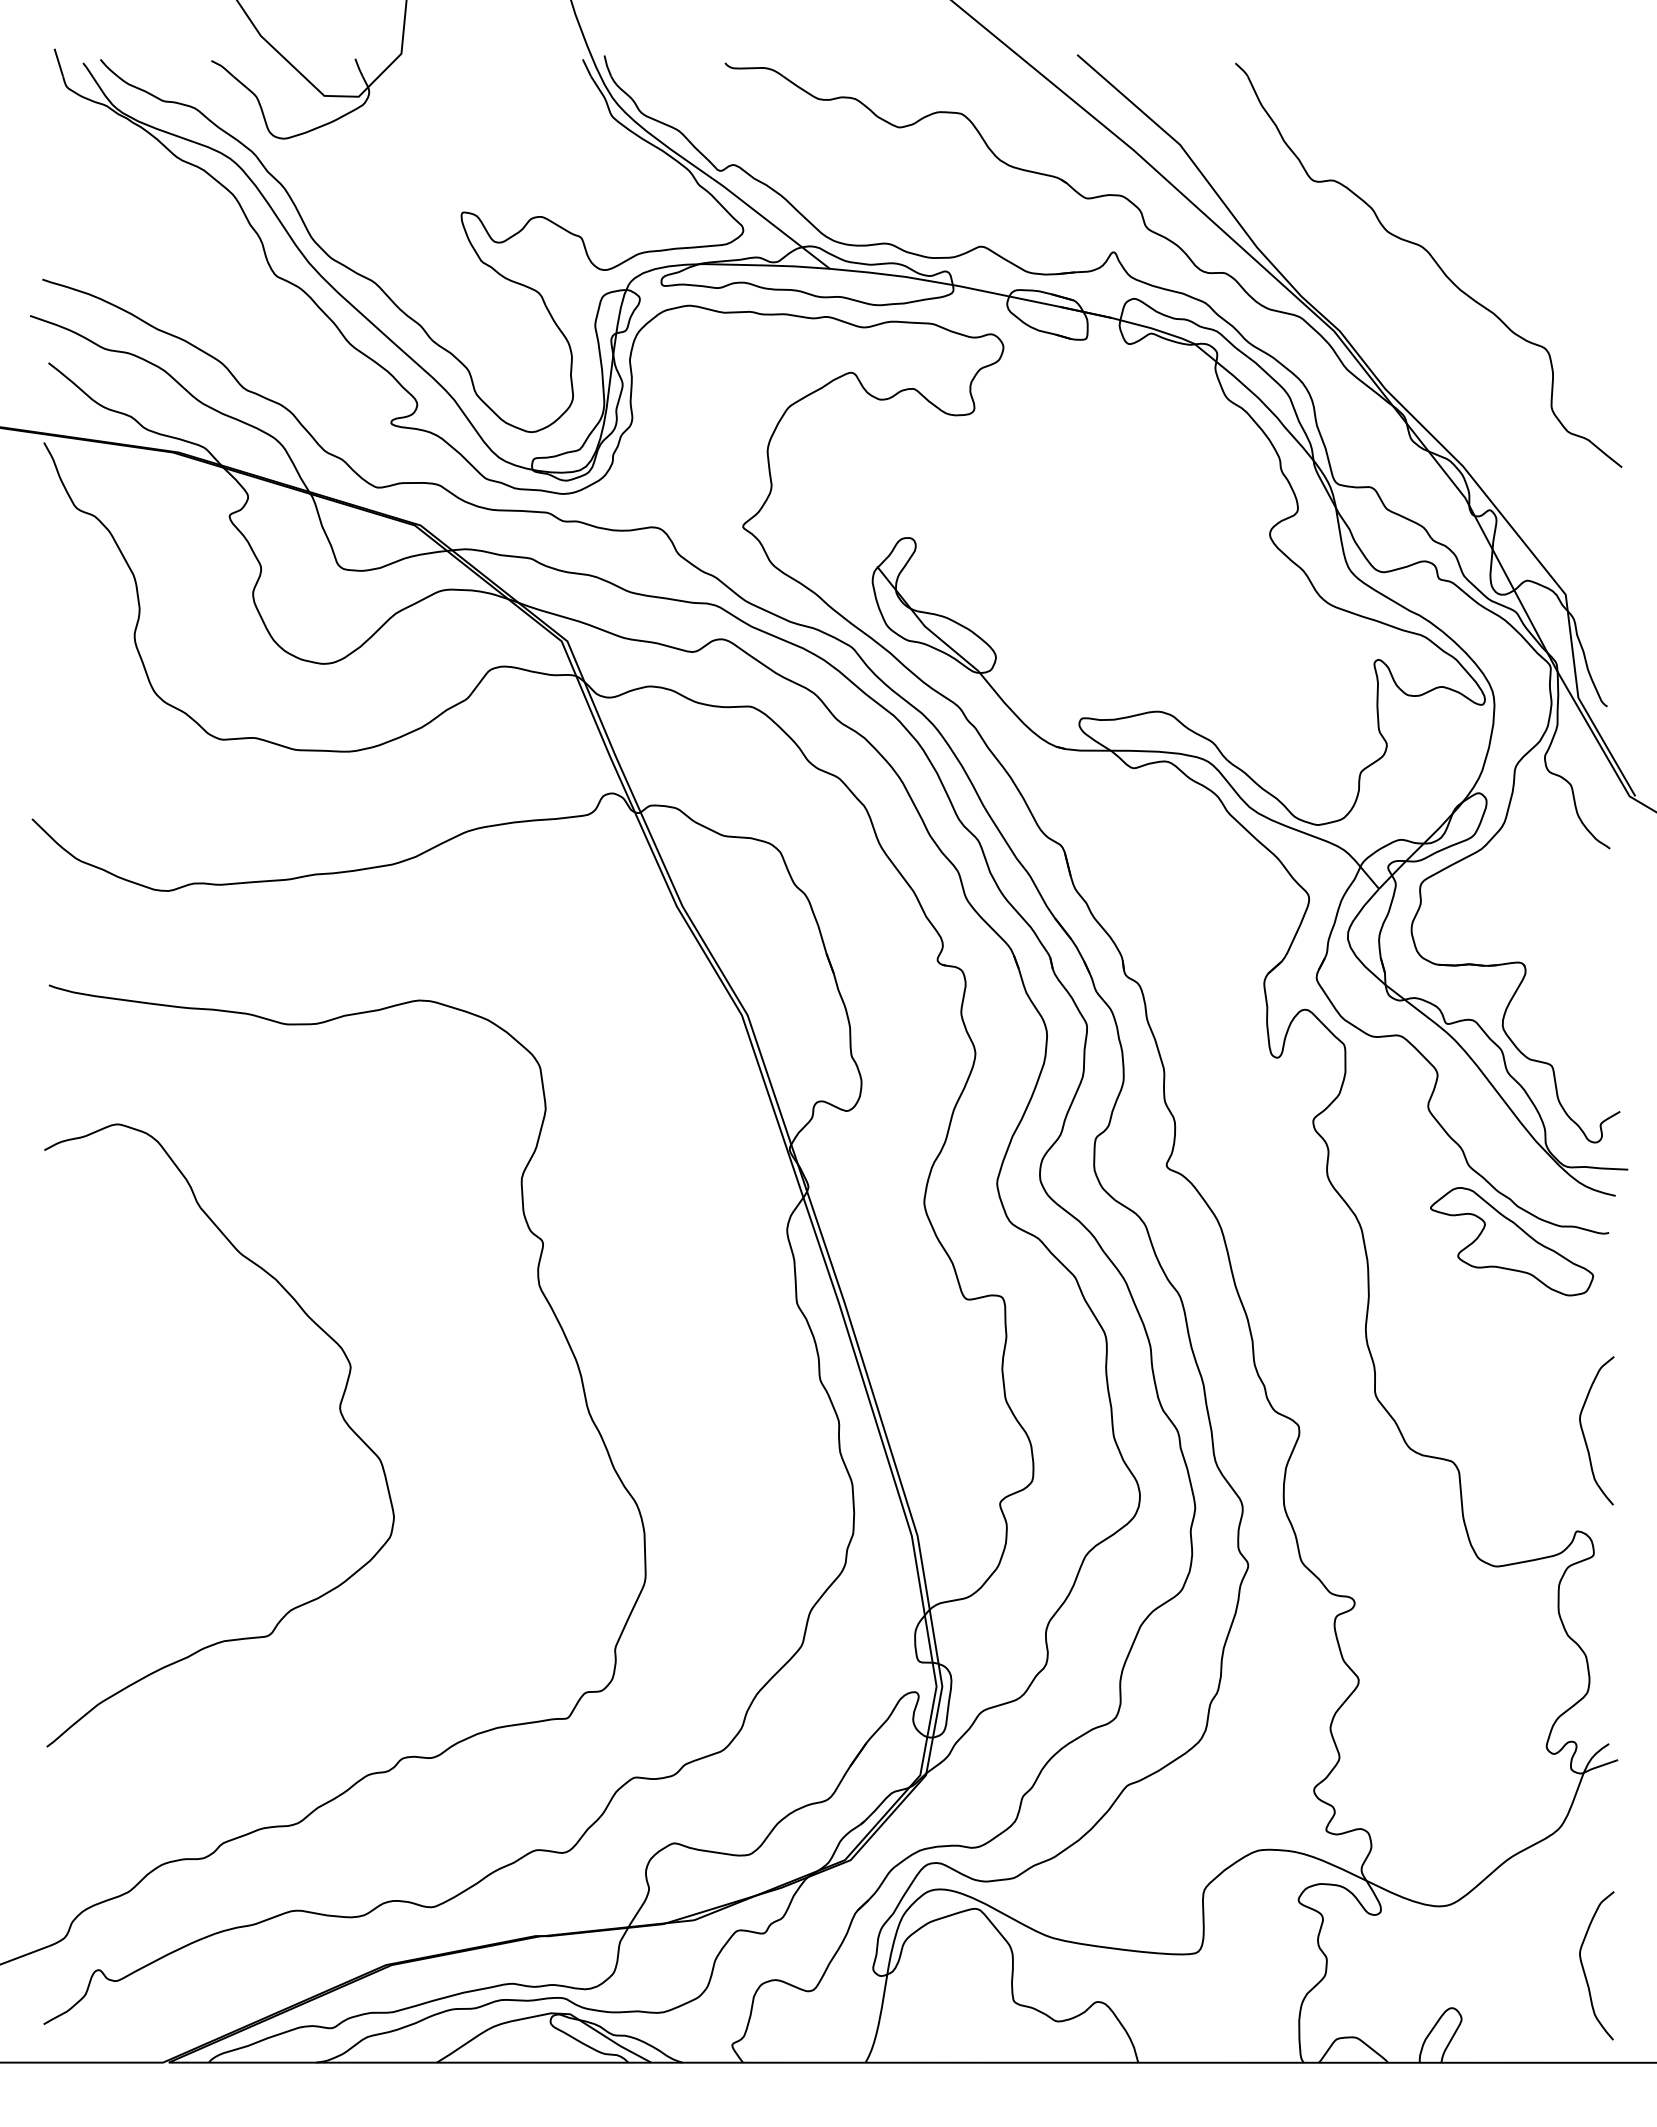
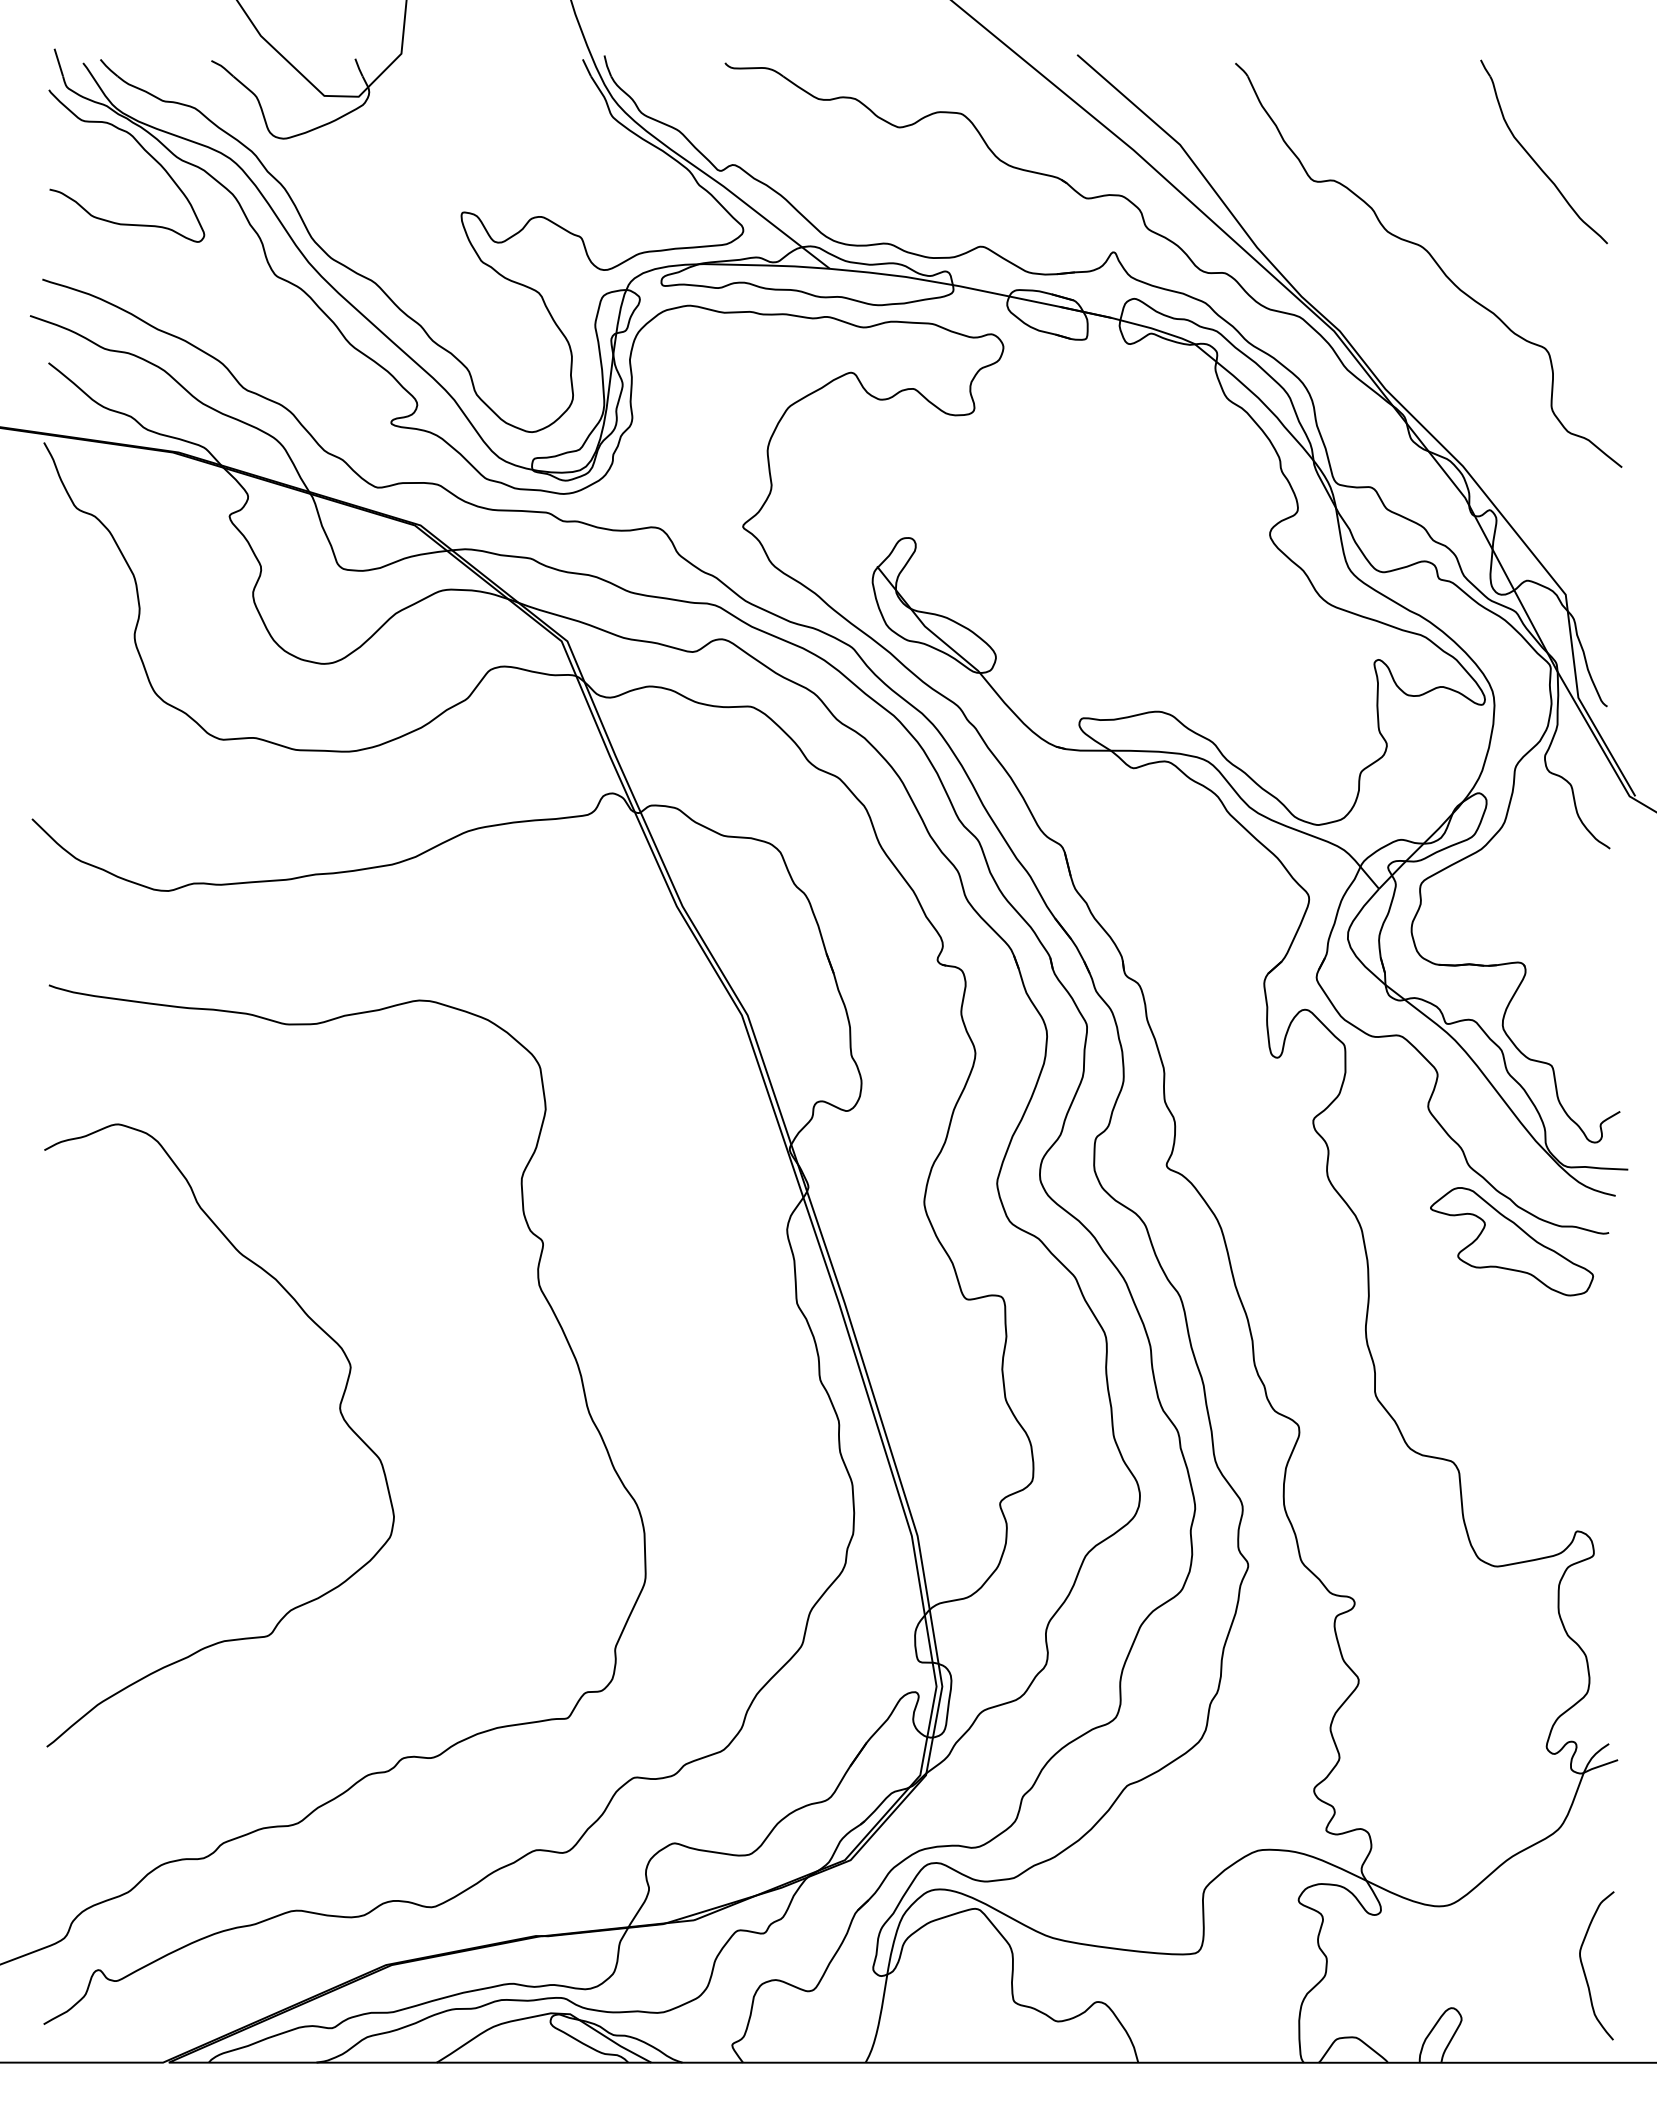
curve: none -> present (142, 148)
part: none -> present (1534, 159)
curve: present -> none (1584, 1433)
